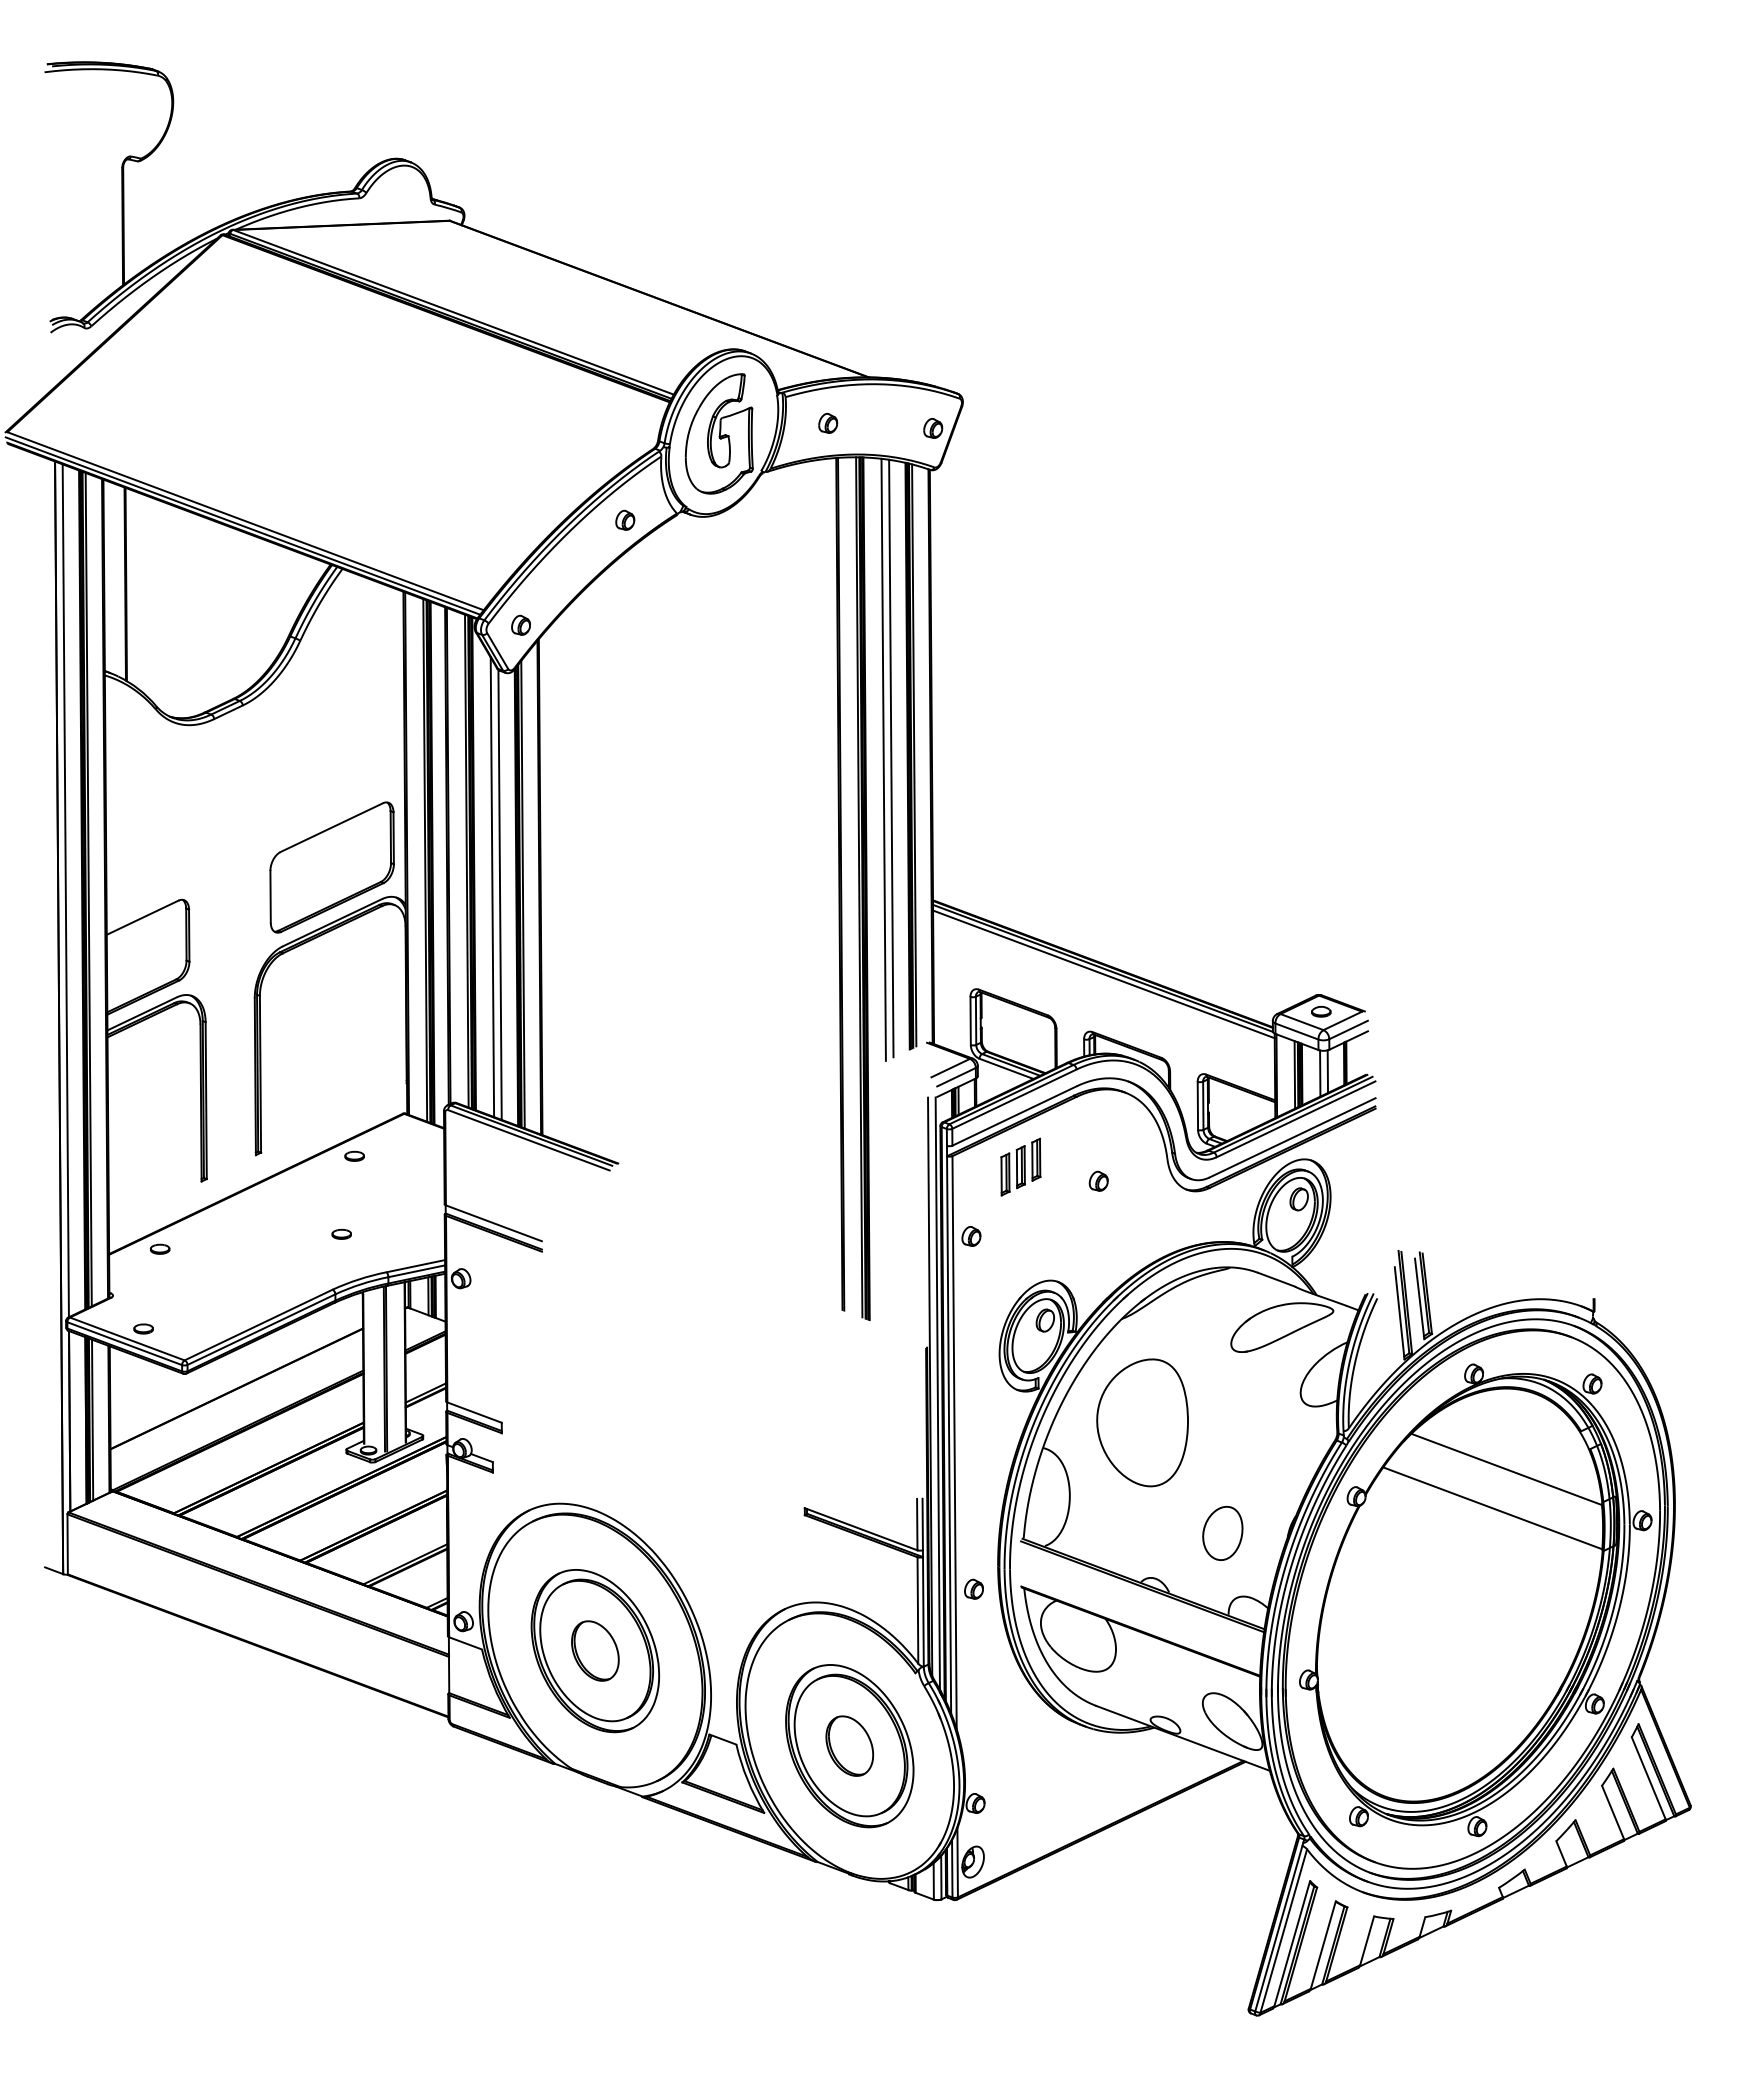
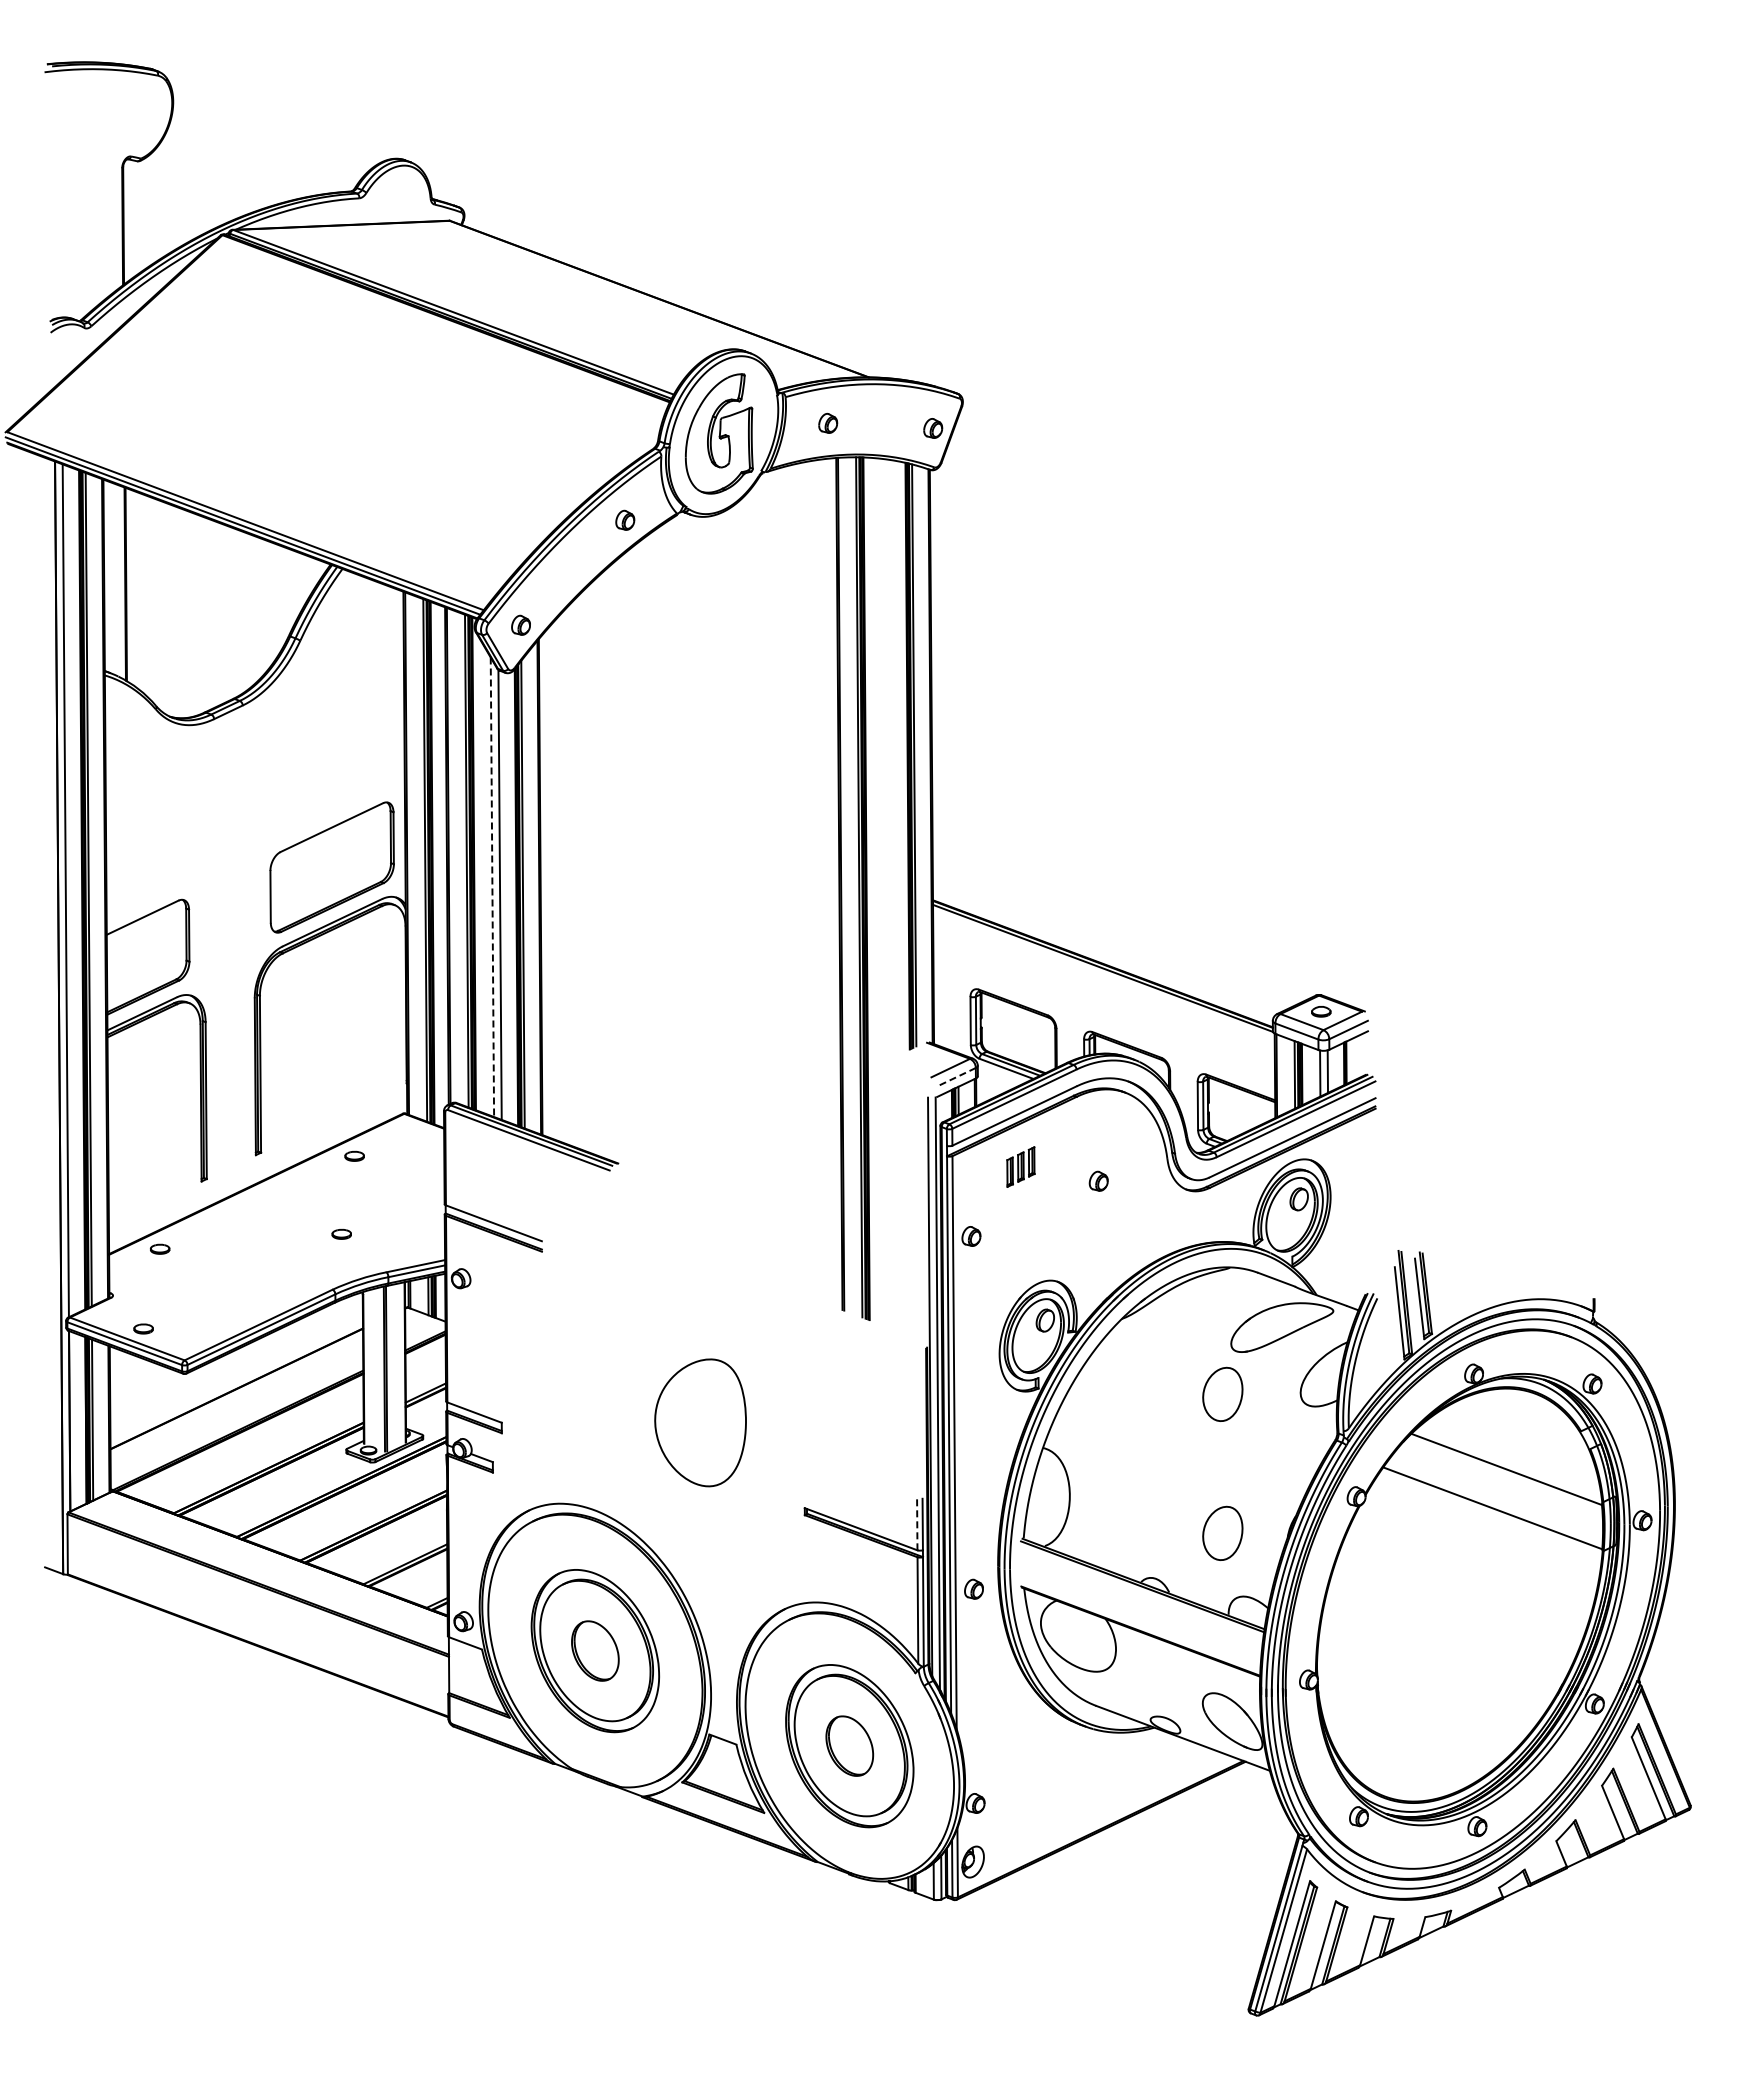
line: present -> none (891, 758)
line: present -> none (883, 759)
line: solid -> dashed (492, 887)
line: present -> none (1103, 974)
line: solid -> dashed (956, 1077)
part size: 42x60 px -> 30x42 px (1020, 1166)
part: none -> present (1222, 1393)
part position: (1142, 1422) -> (700, 1422) (700, 1422)
line: solid -> dashed (917, 1524)
